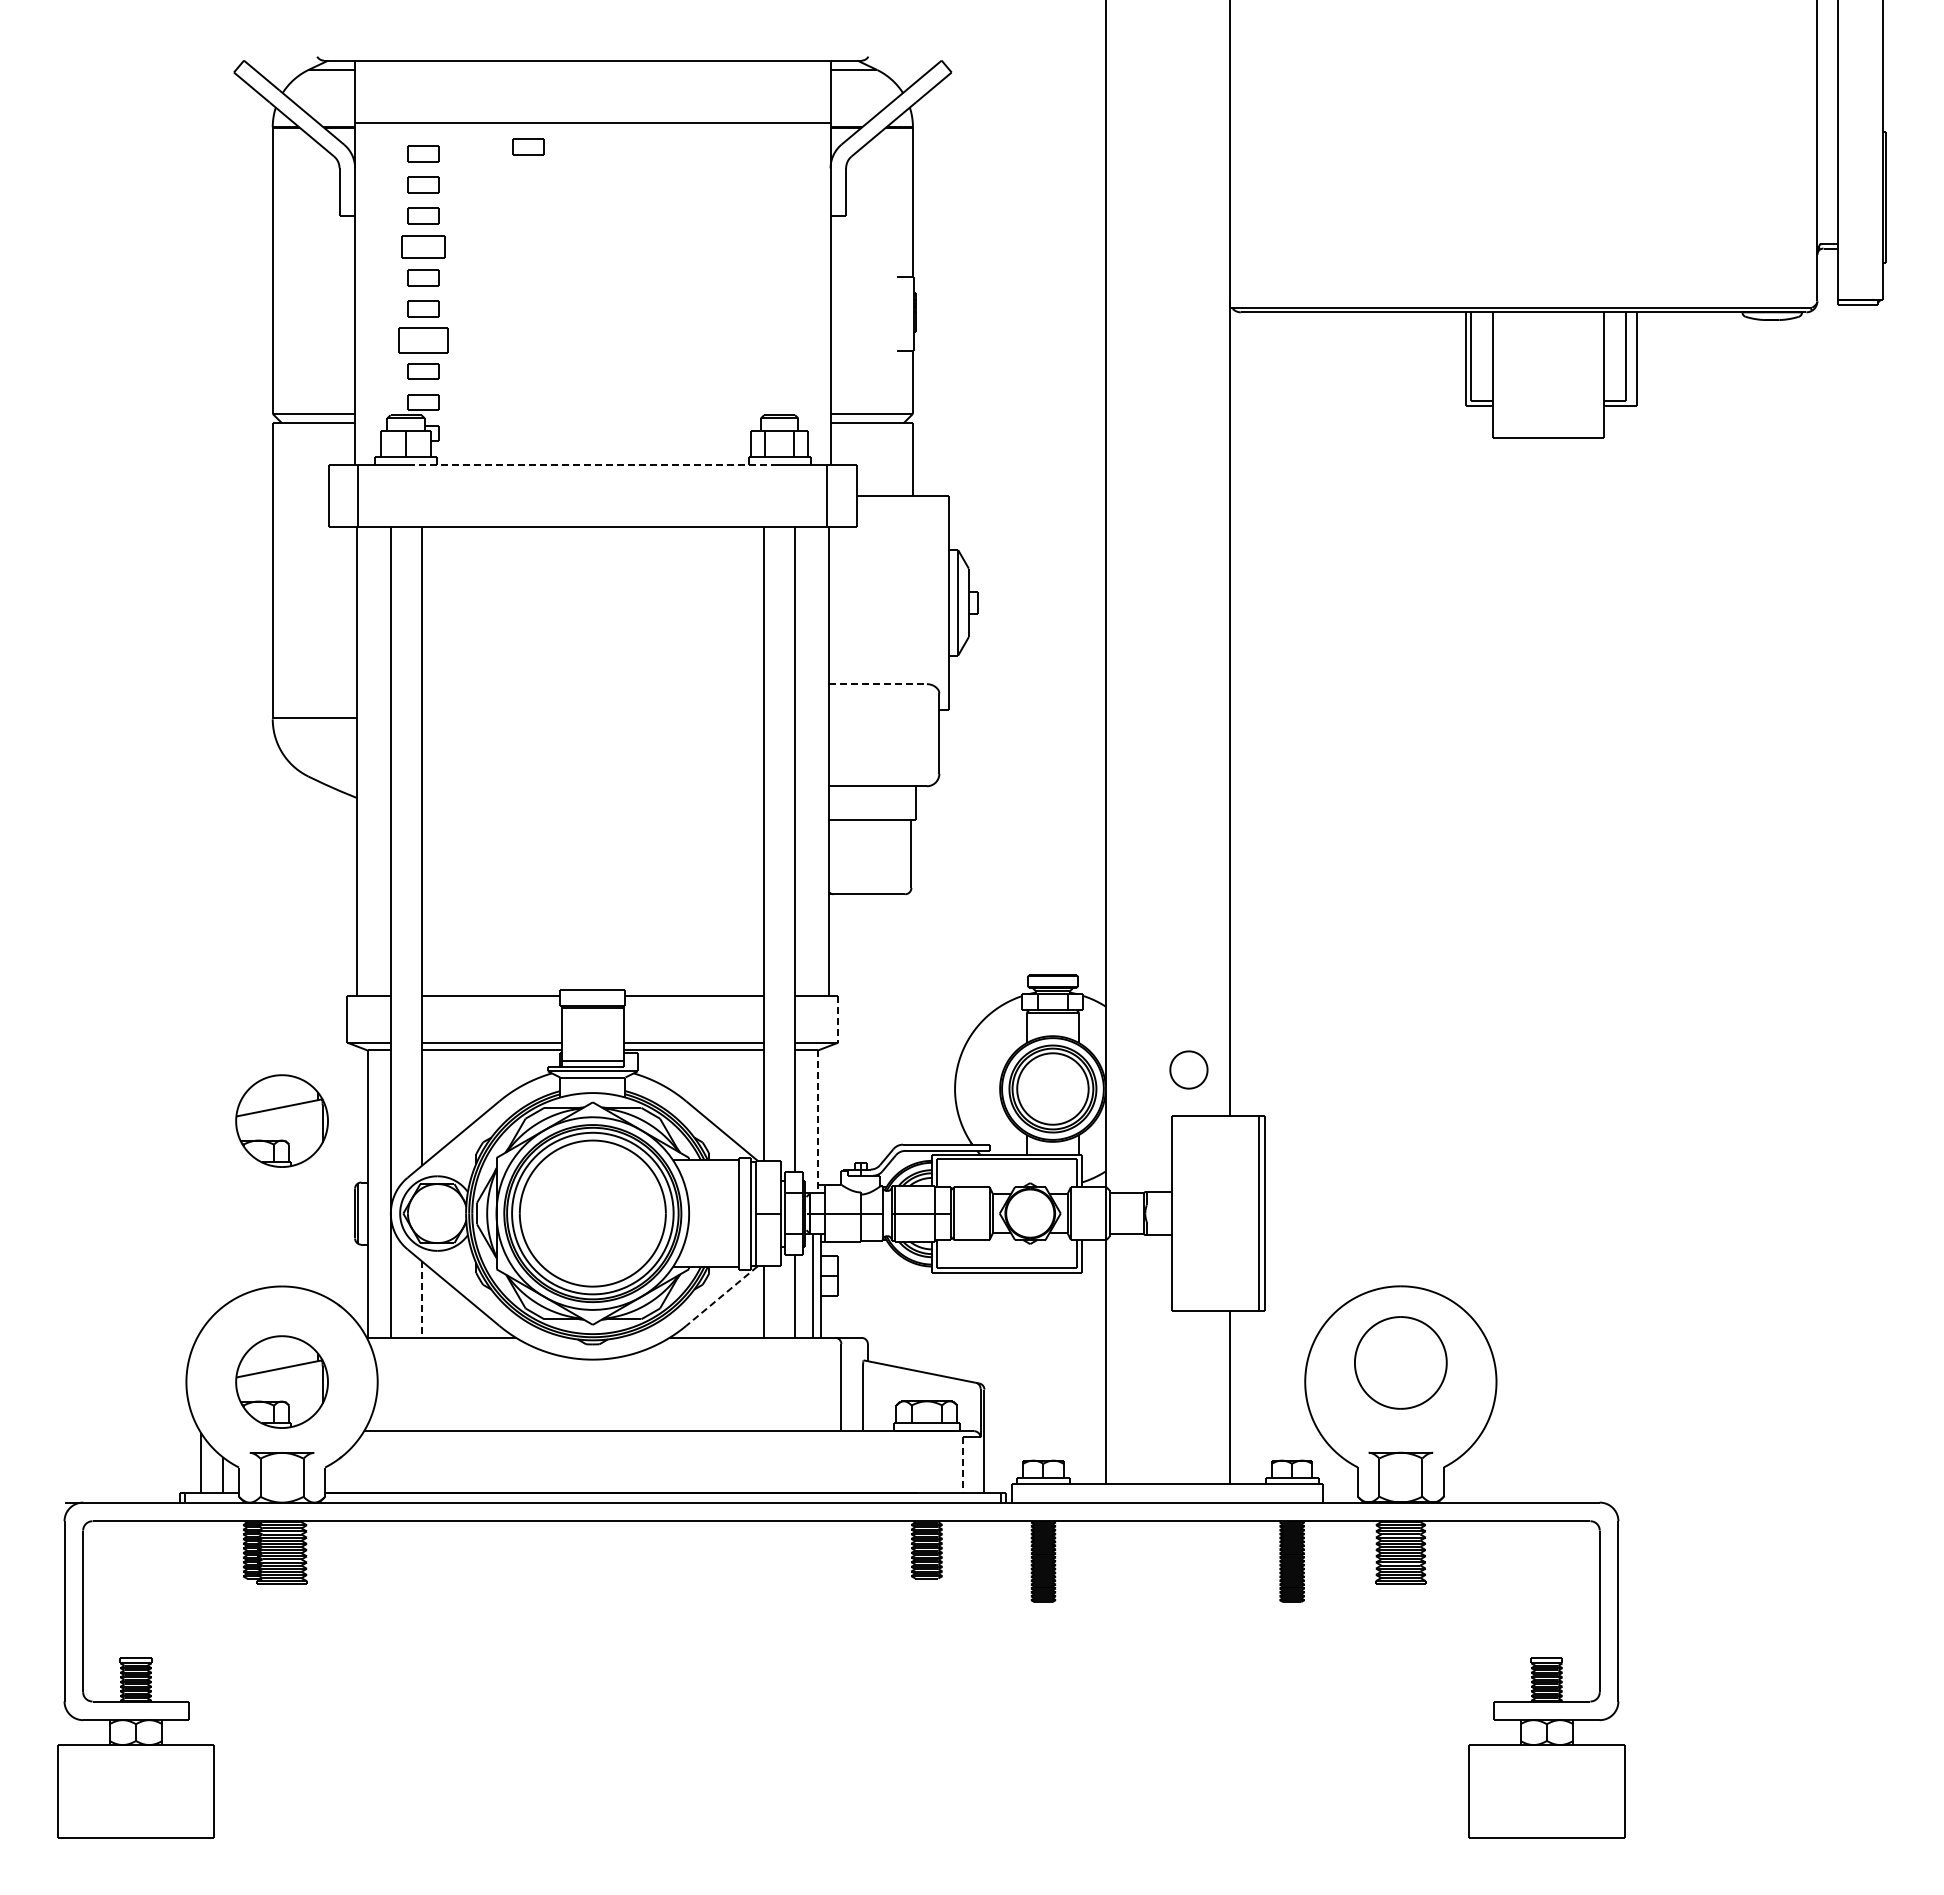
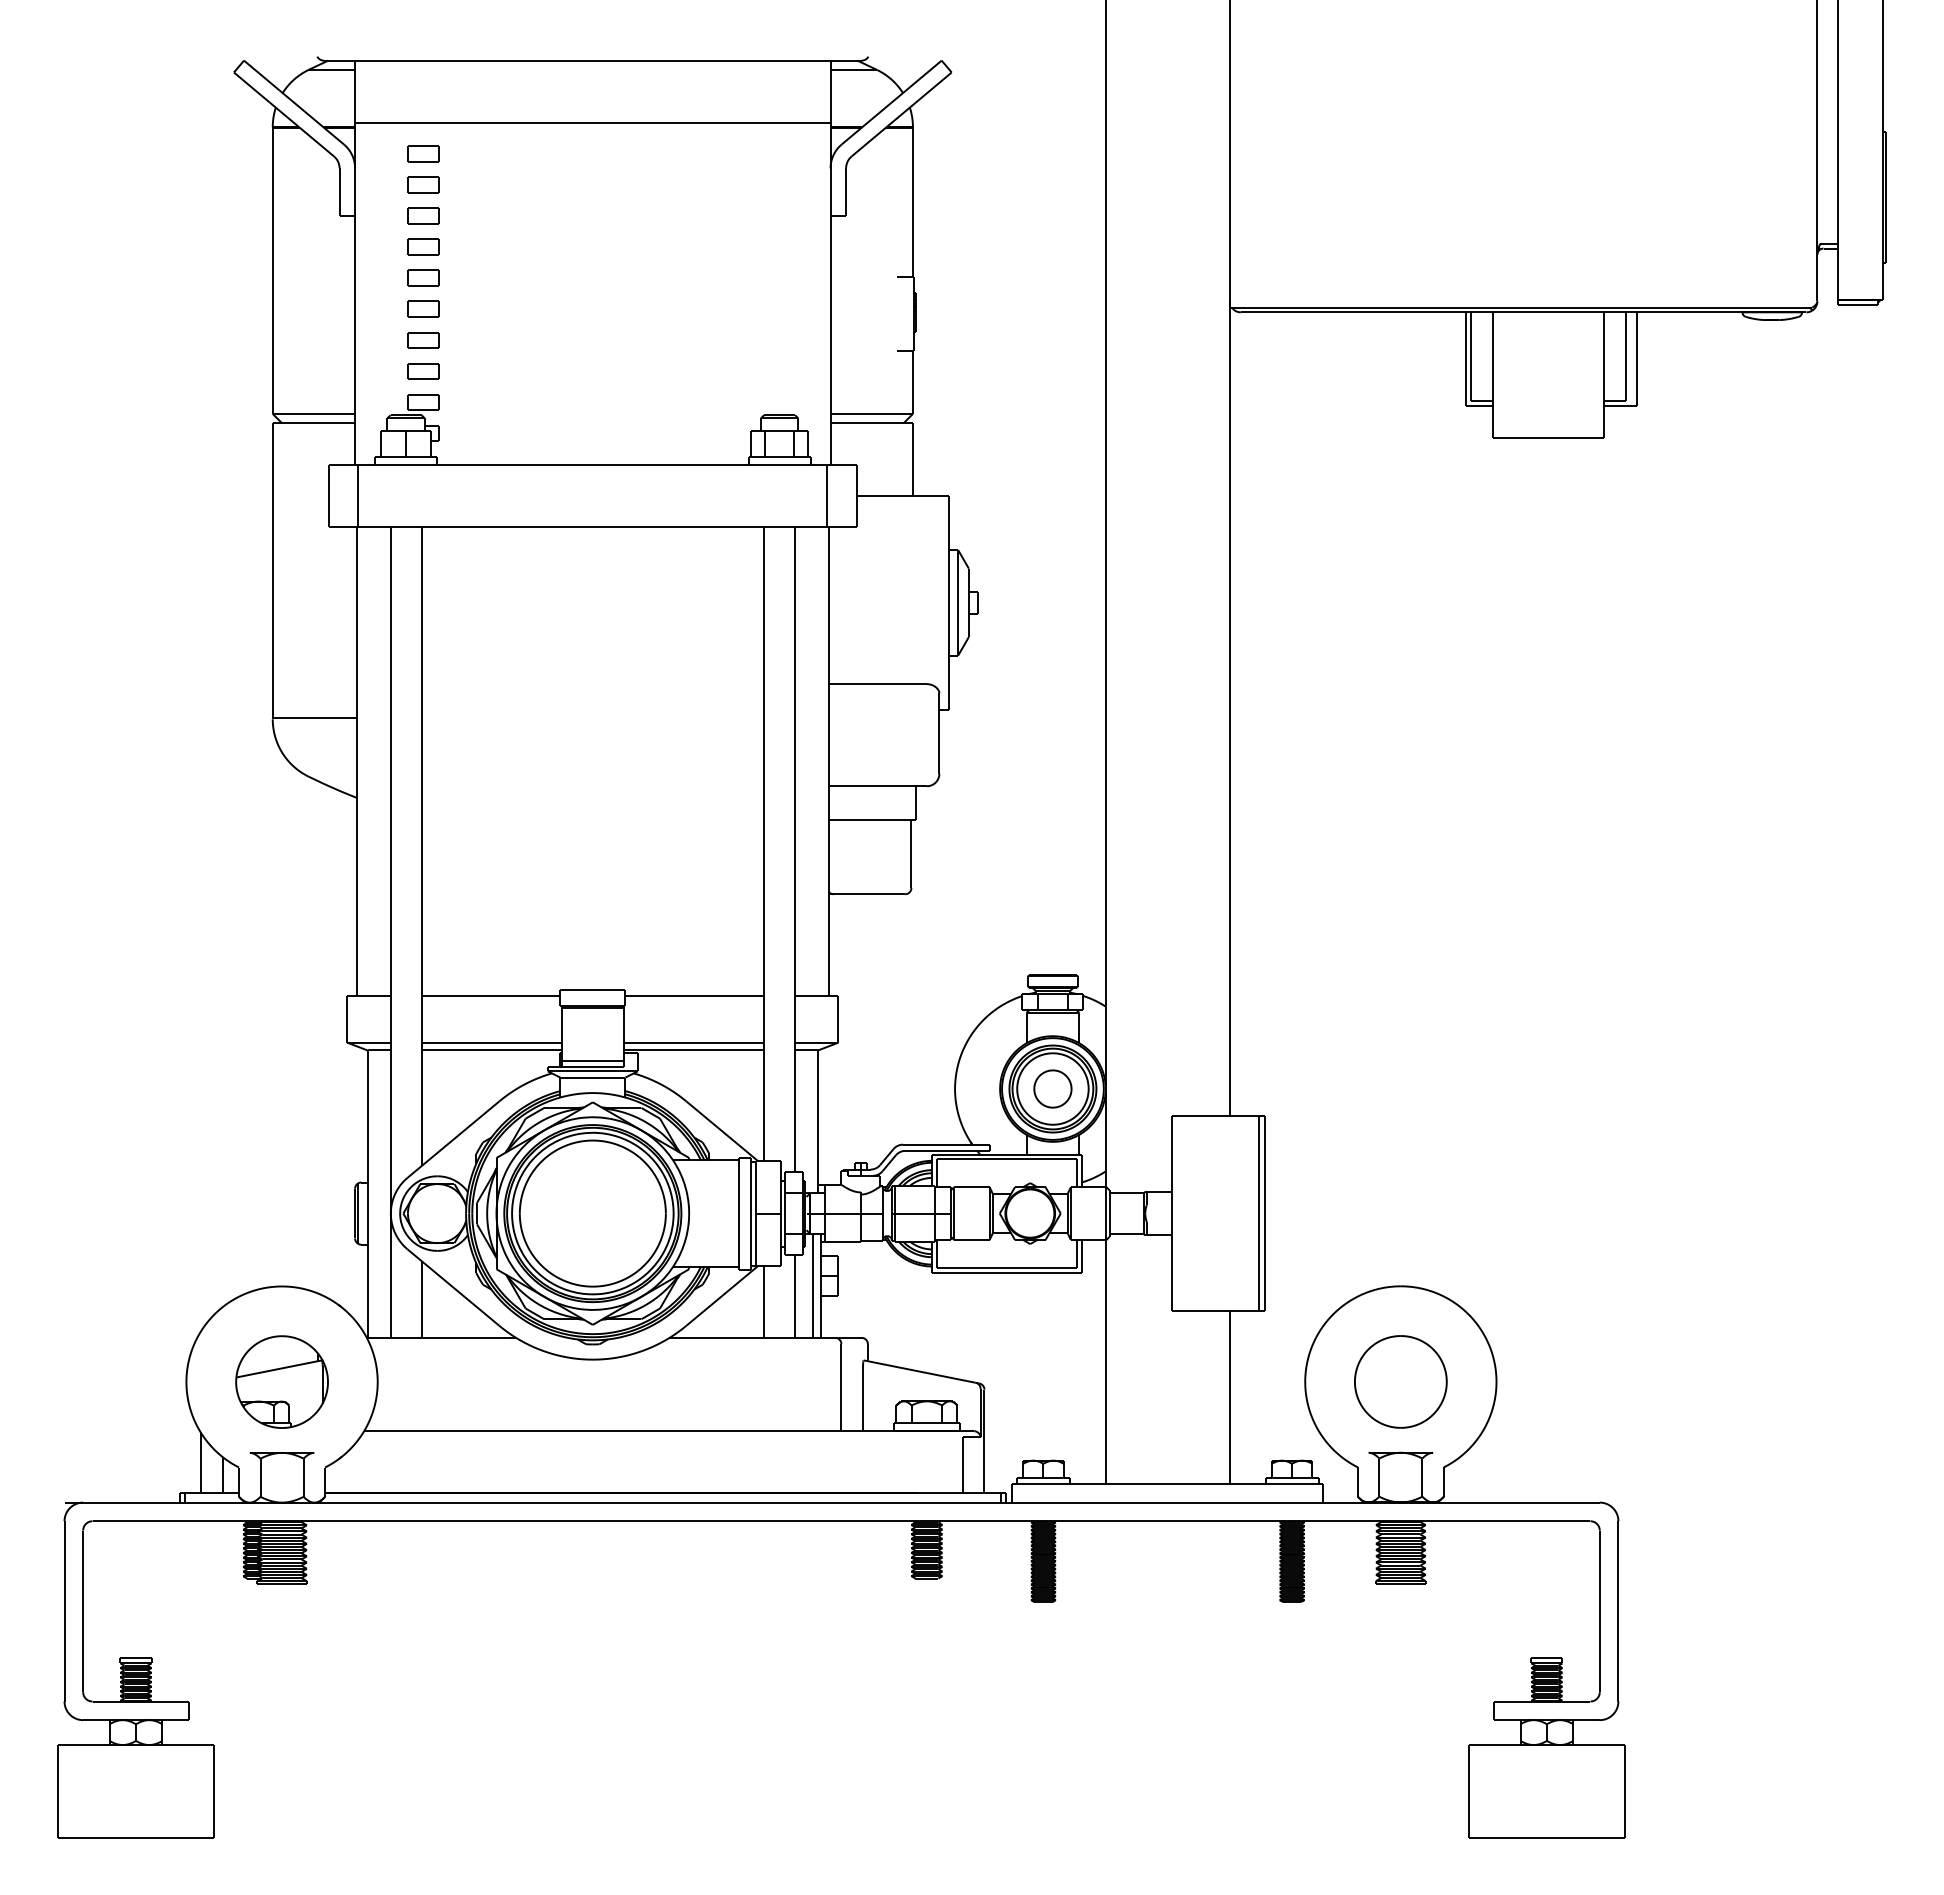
part: present -> none (528, 146)
part size: 45x24 px -> 33x18 px (423, 246)
part size: 51x27 px -> 33x17 px (423, 340)
line: dashed -> solid (592, 464)
line: dashed -> solid (877, 684)
line: dashed -> solid (838, 1019)
part position: (1188, 1069) -> (1052, 1088) (1052, 1088)
part: present -> none (281, 1120)
line: dashed -> solid (818, 1122)
line: dashed -> solid (721, 1296)
line: dashed -> solid (421, 1299)
part position: (1400, 1362) -> (1400, 1381) (1400, 1381)
line: dashed -> solid (962, 1465)
